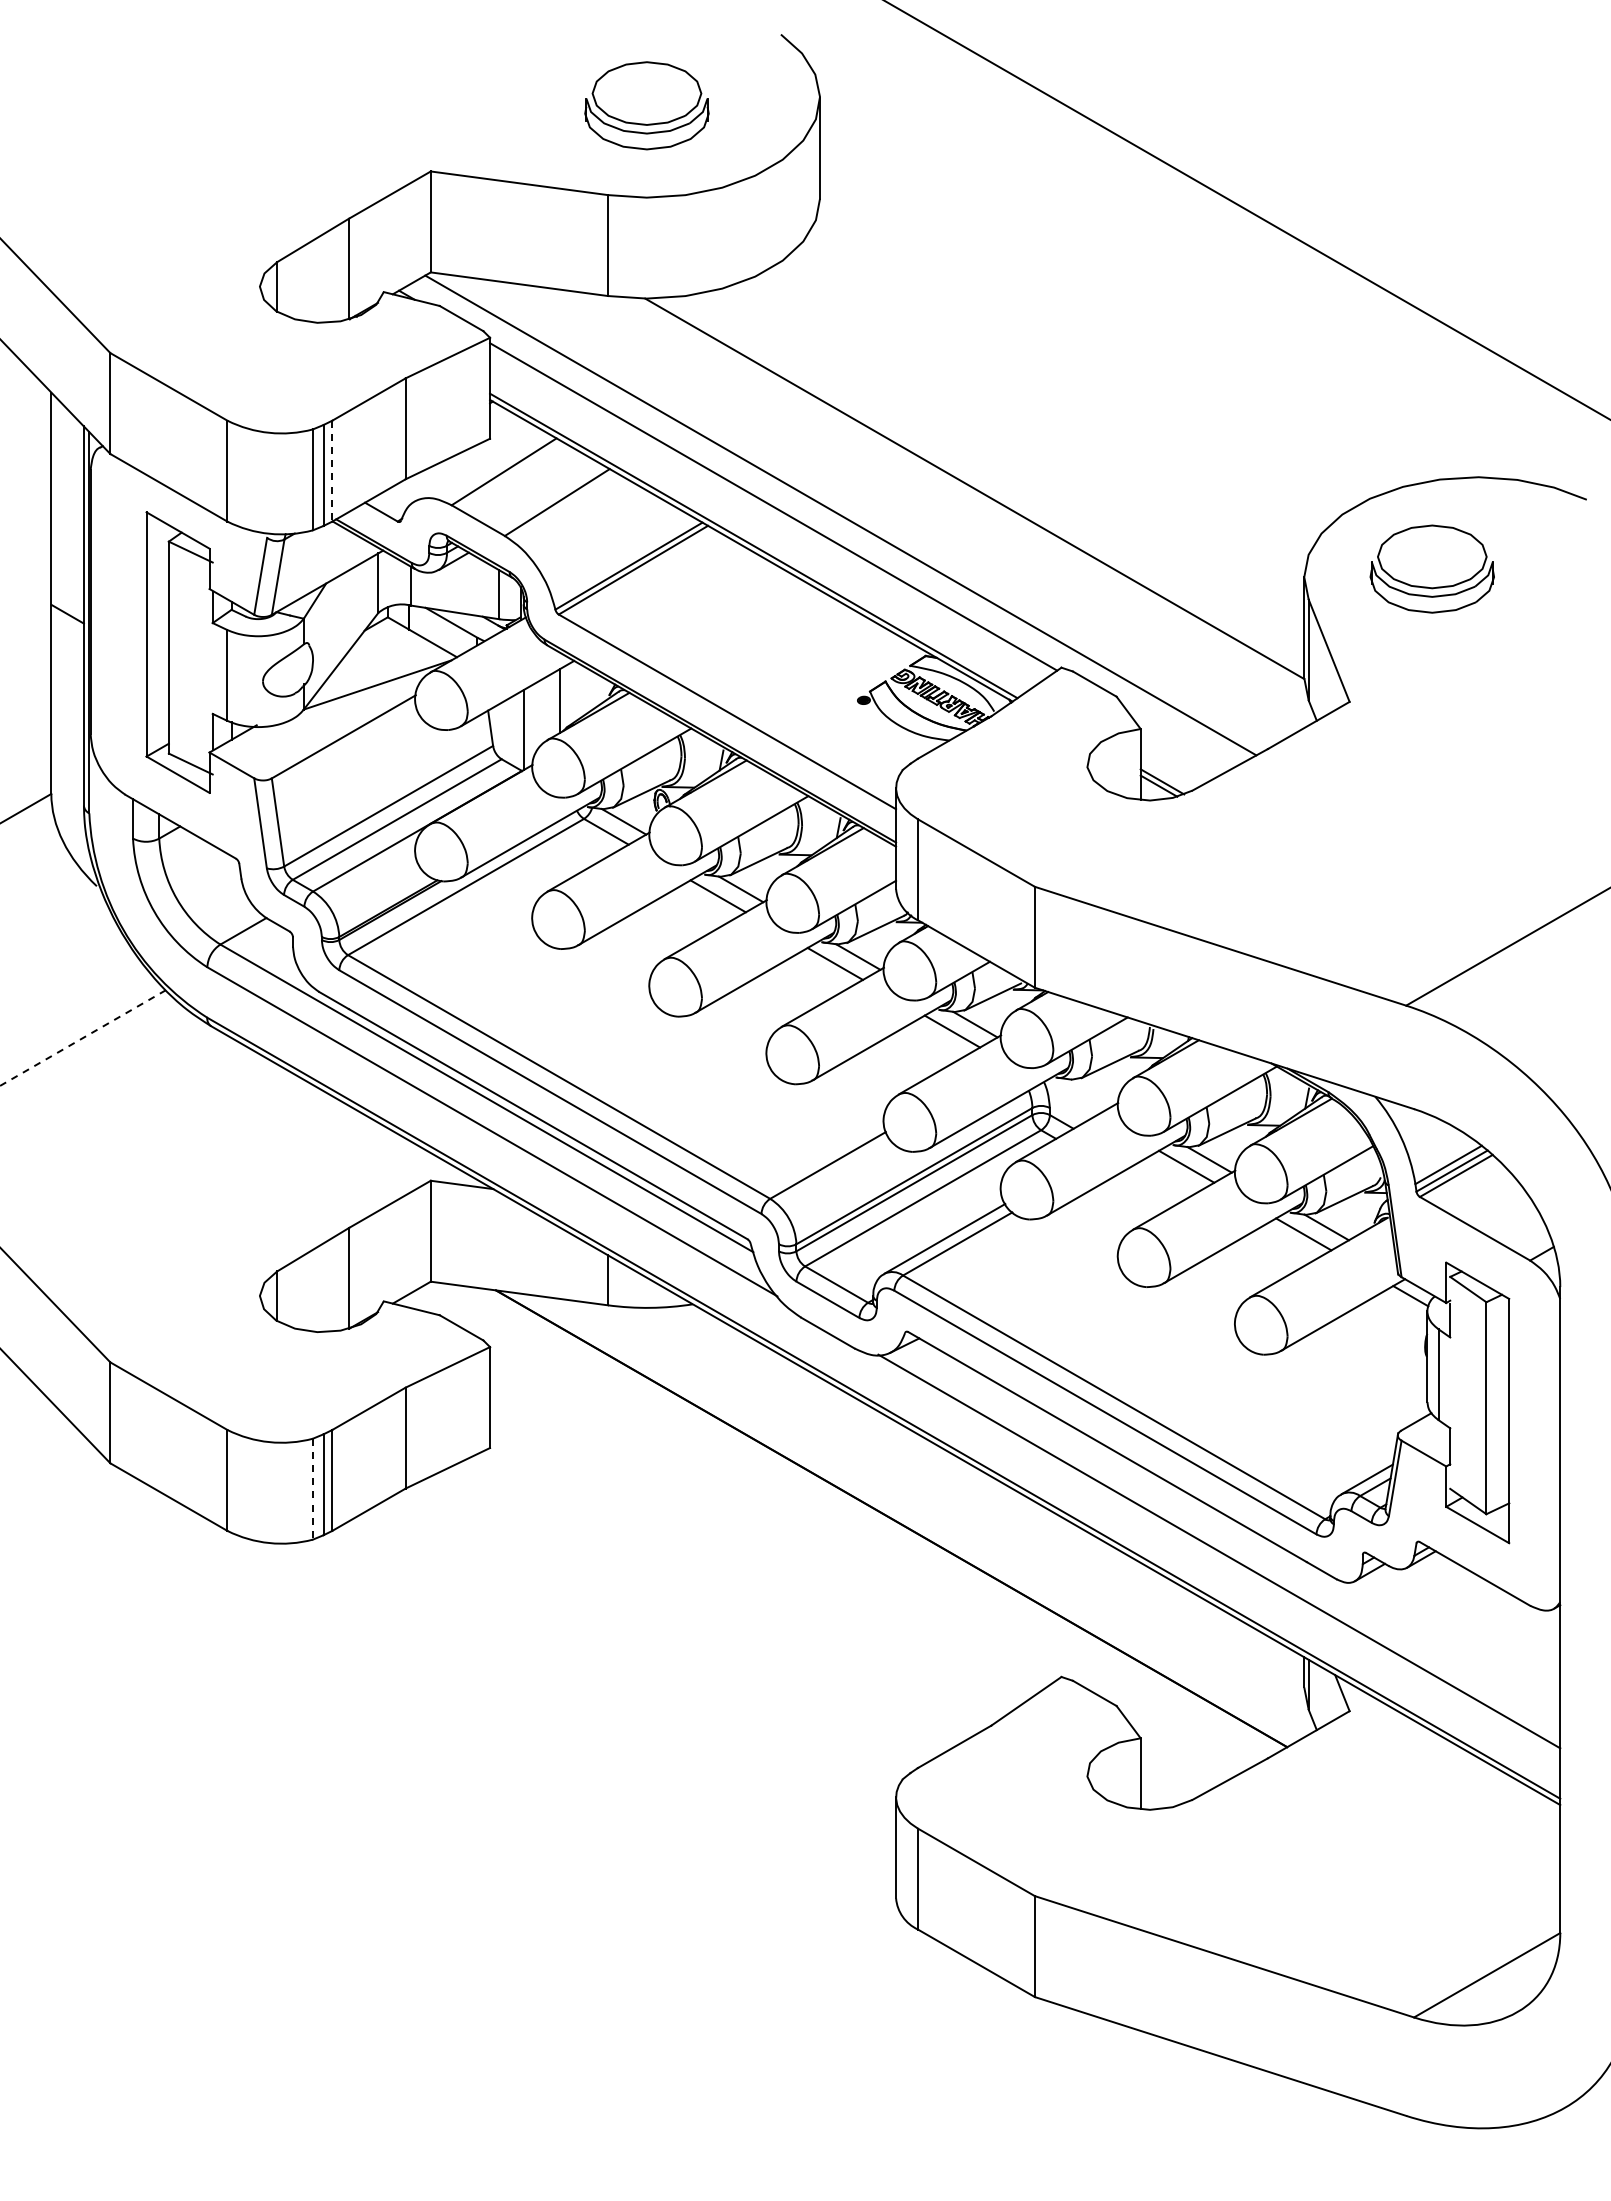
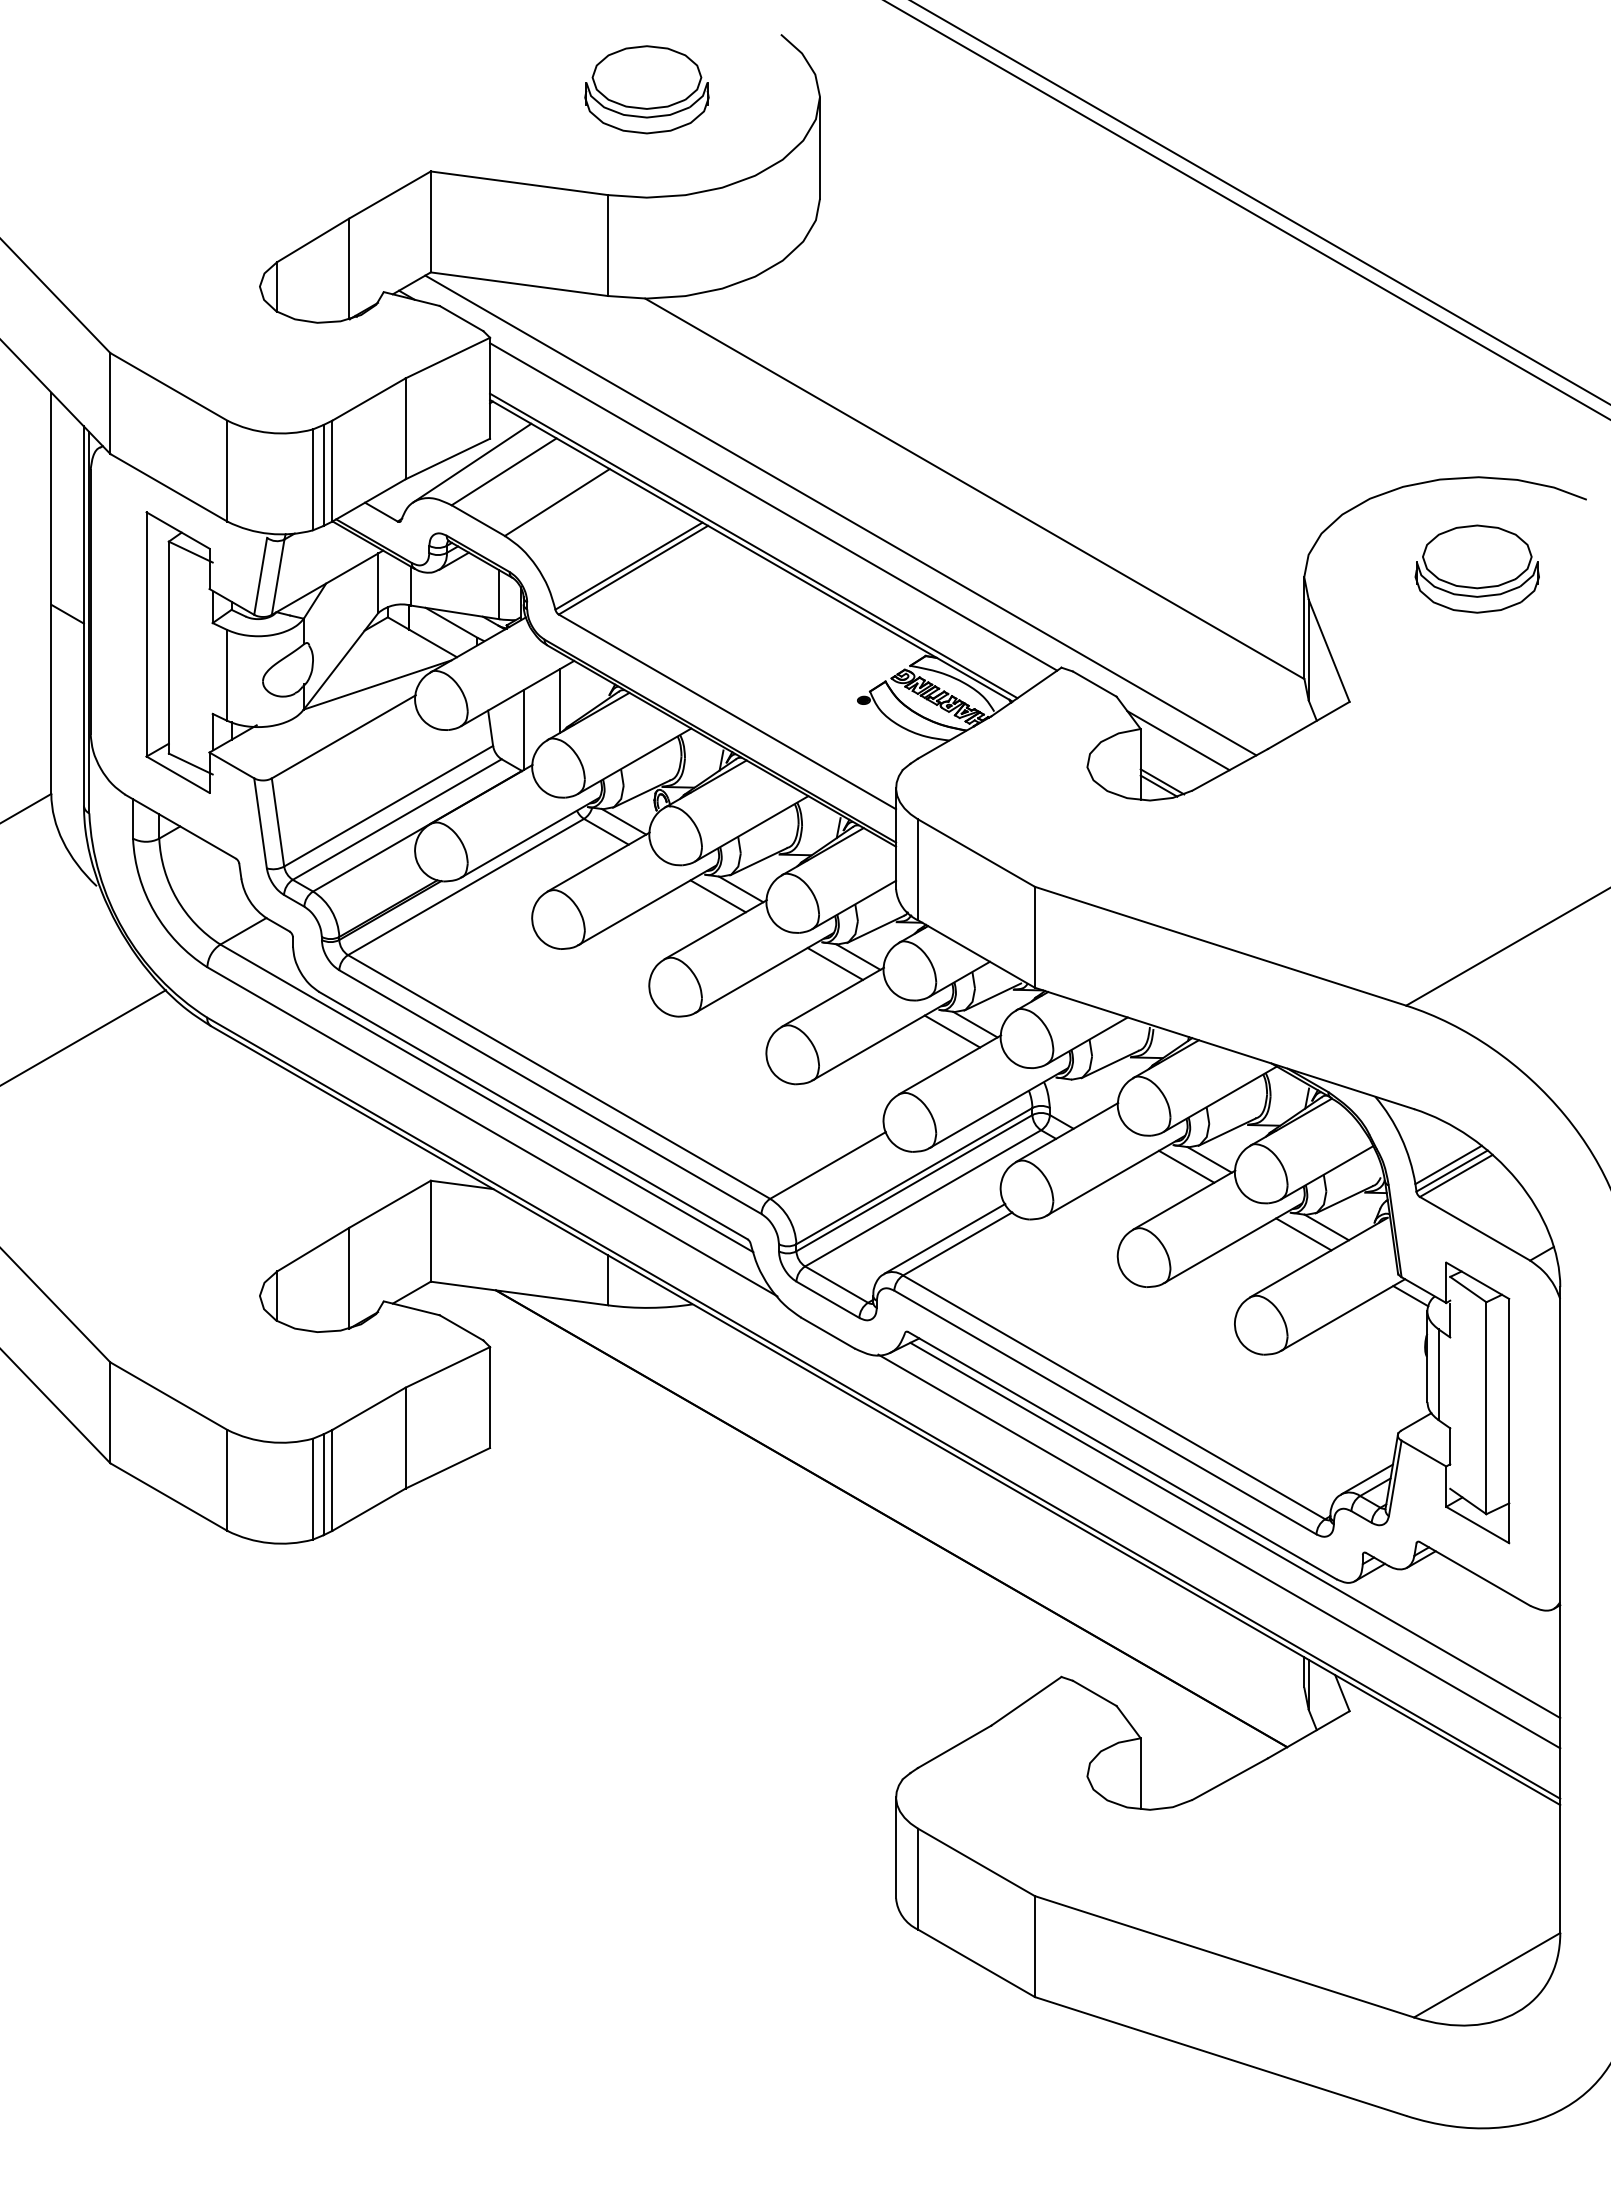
part position: (646, 105) -> (646, 89) (646, 89)
line: none -> present (1260, 202)
line: none -> present (472, 462)
line: dashed -> solid (332, 471)
part position: (1431, 568) -> (1476, 568) (1476, 568)
line: none -> present (1178, 740)
line: dashed -> solid (82, 1038)
line: dashed -> solid (312, 1489)
line: none -> present (1235, 1530)
